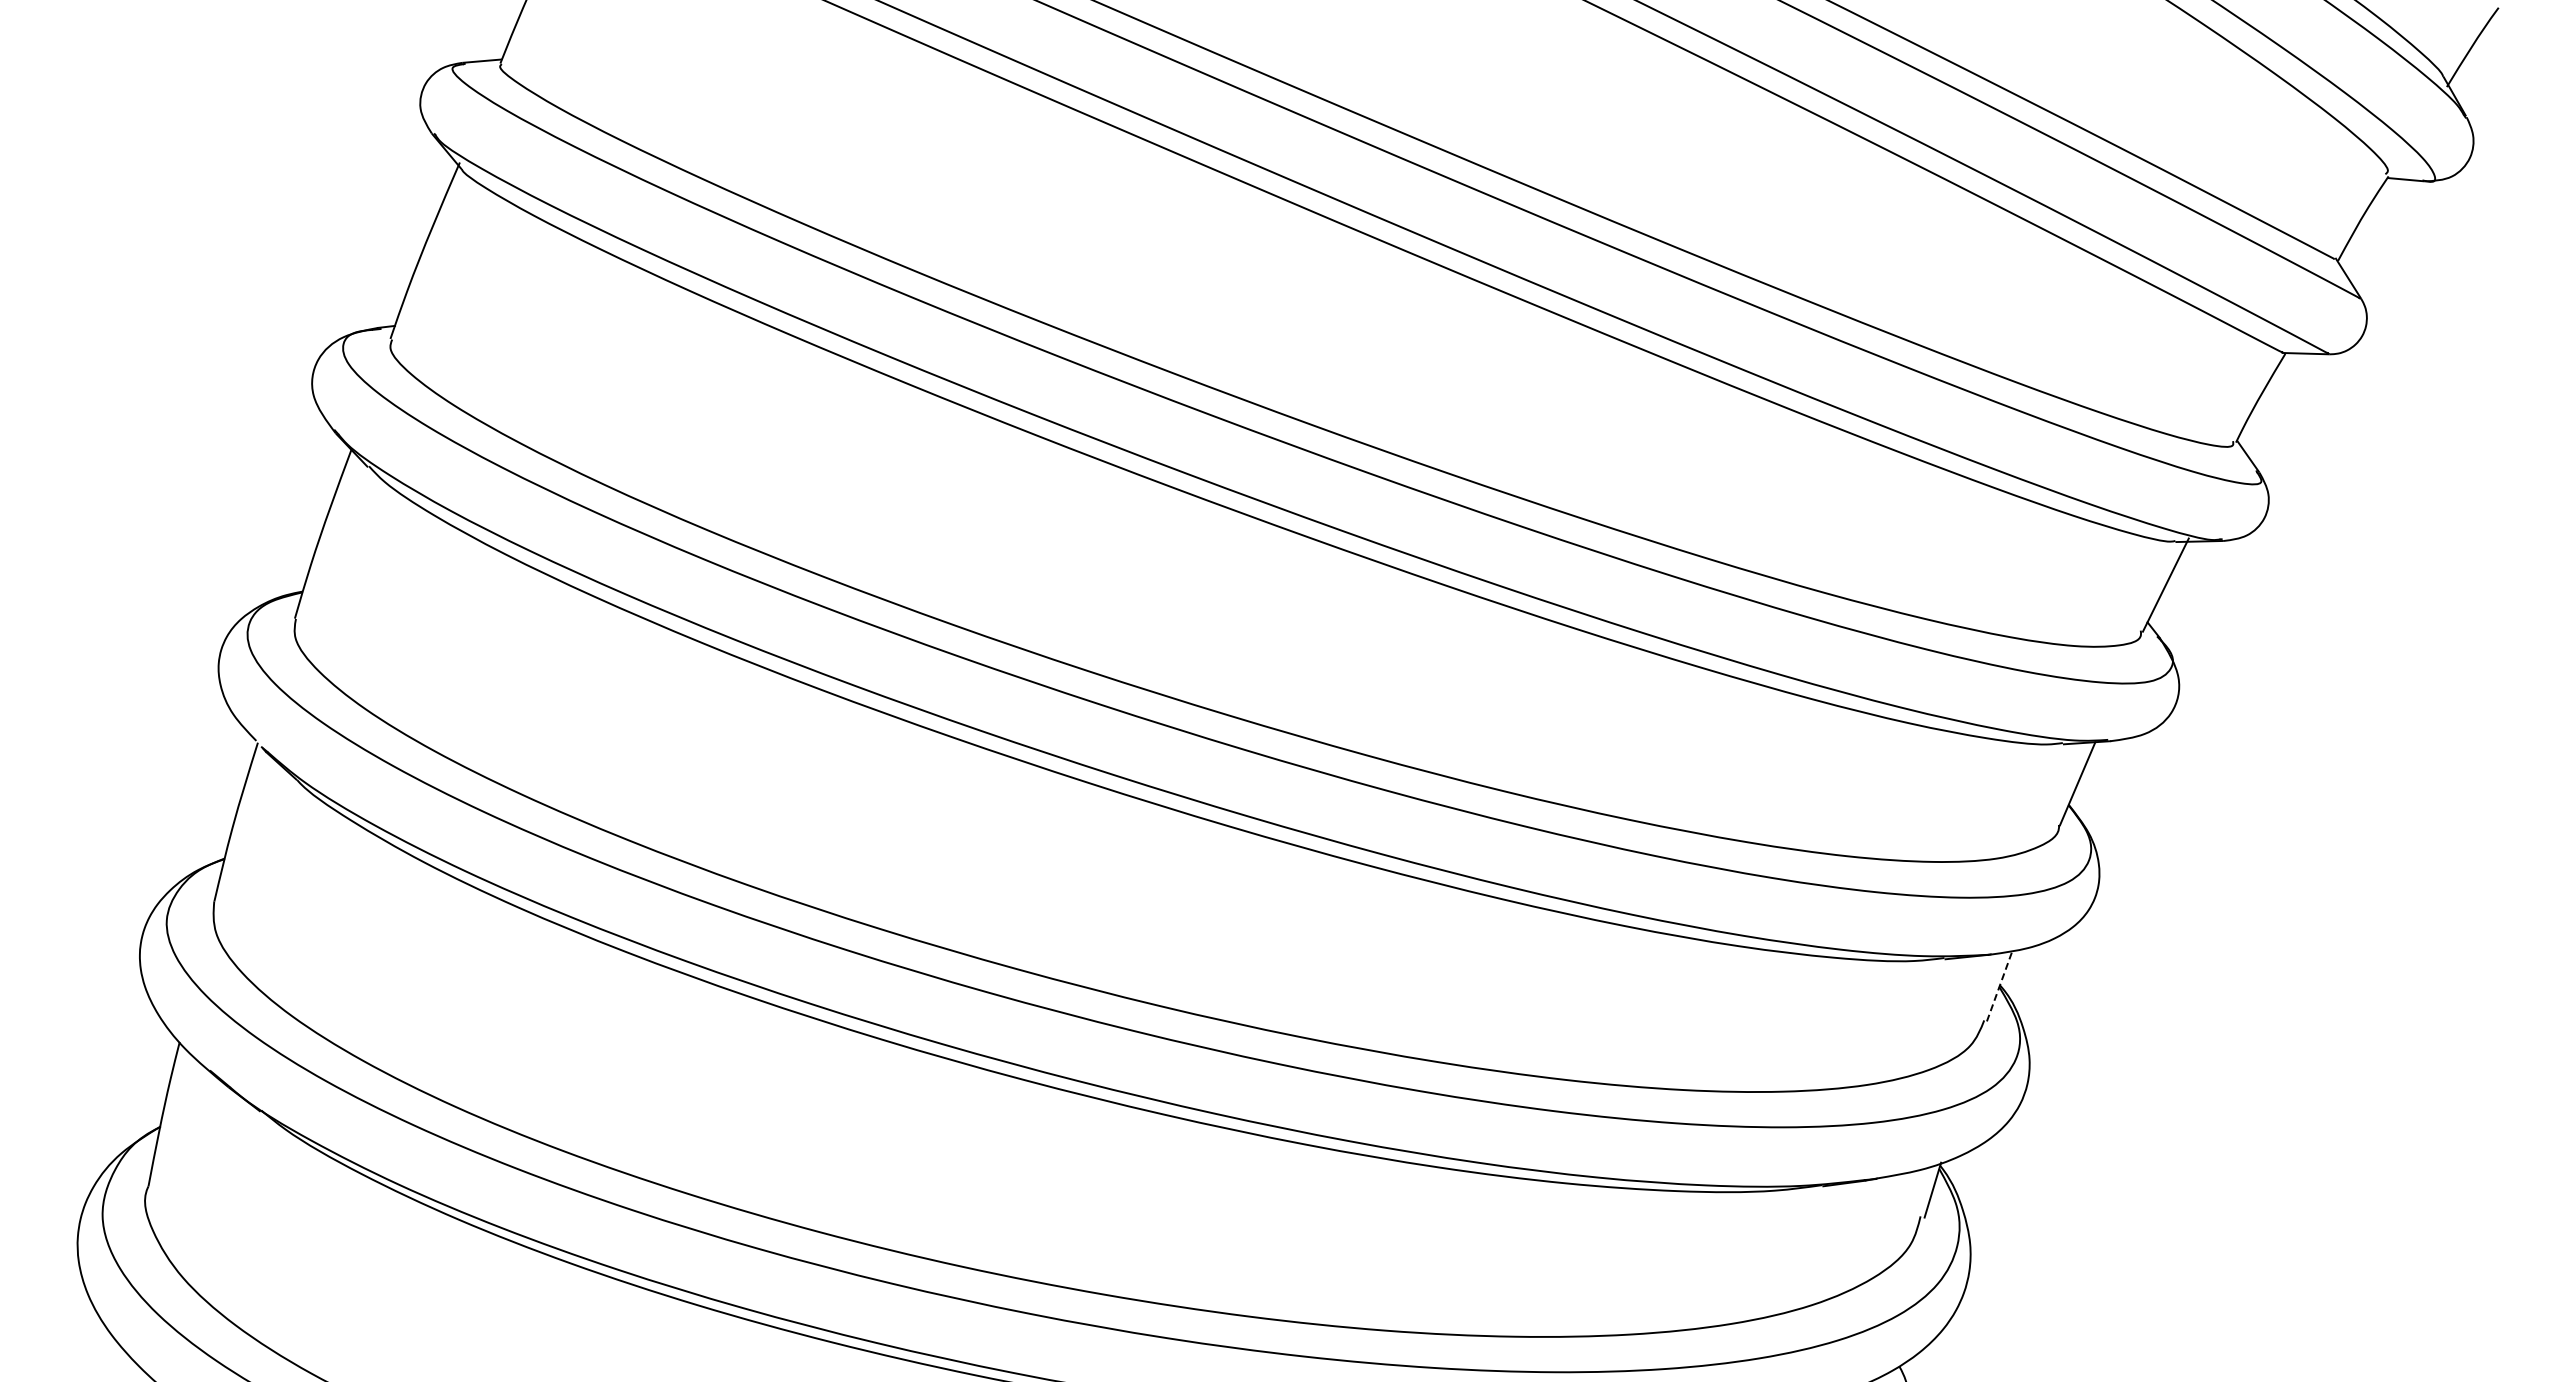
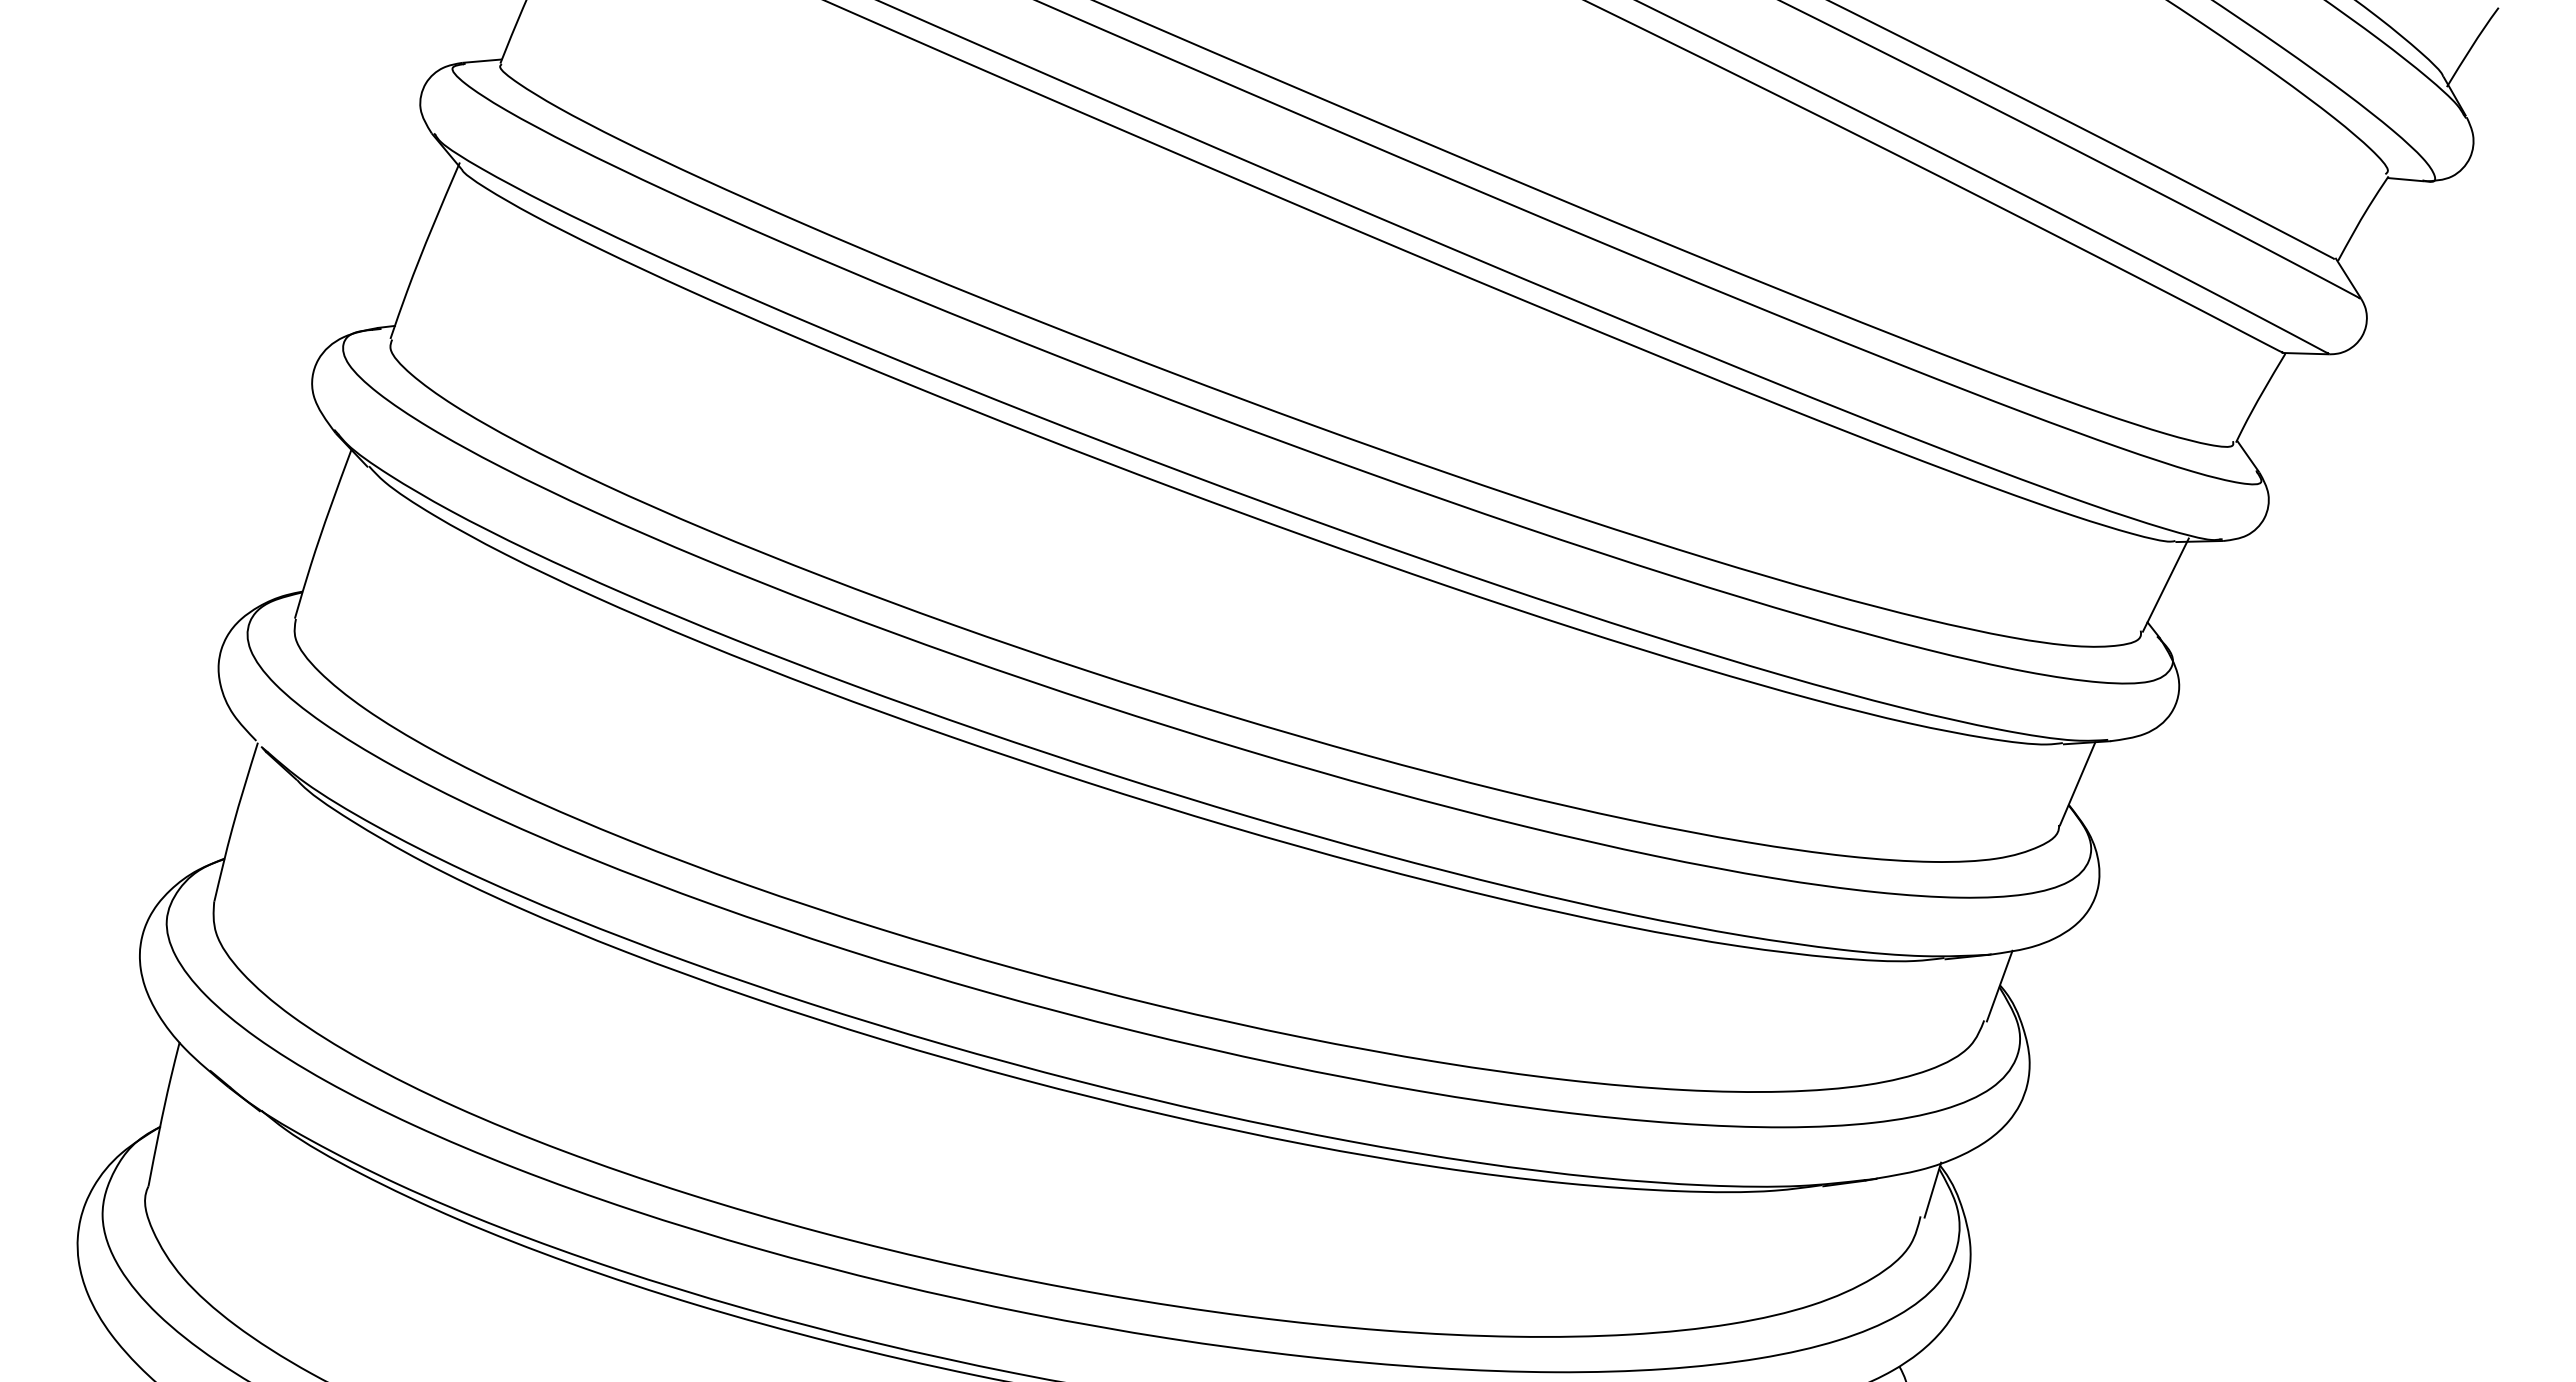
line: dashed -> solid (1999, 986)
